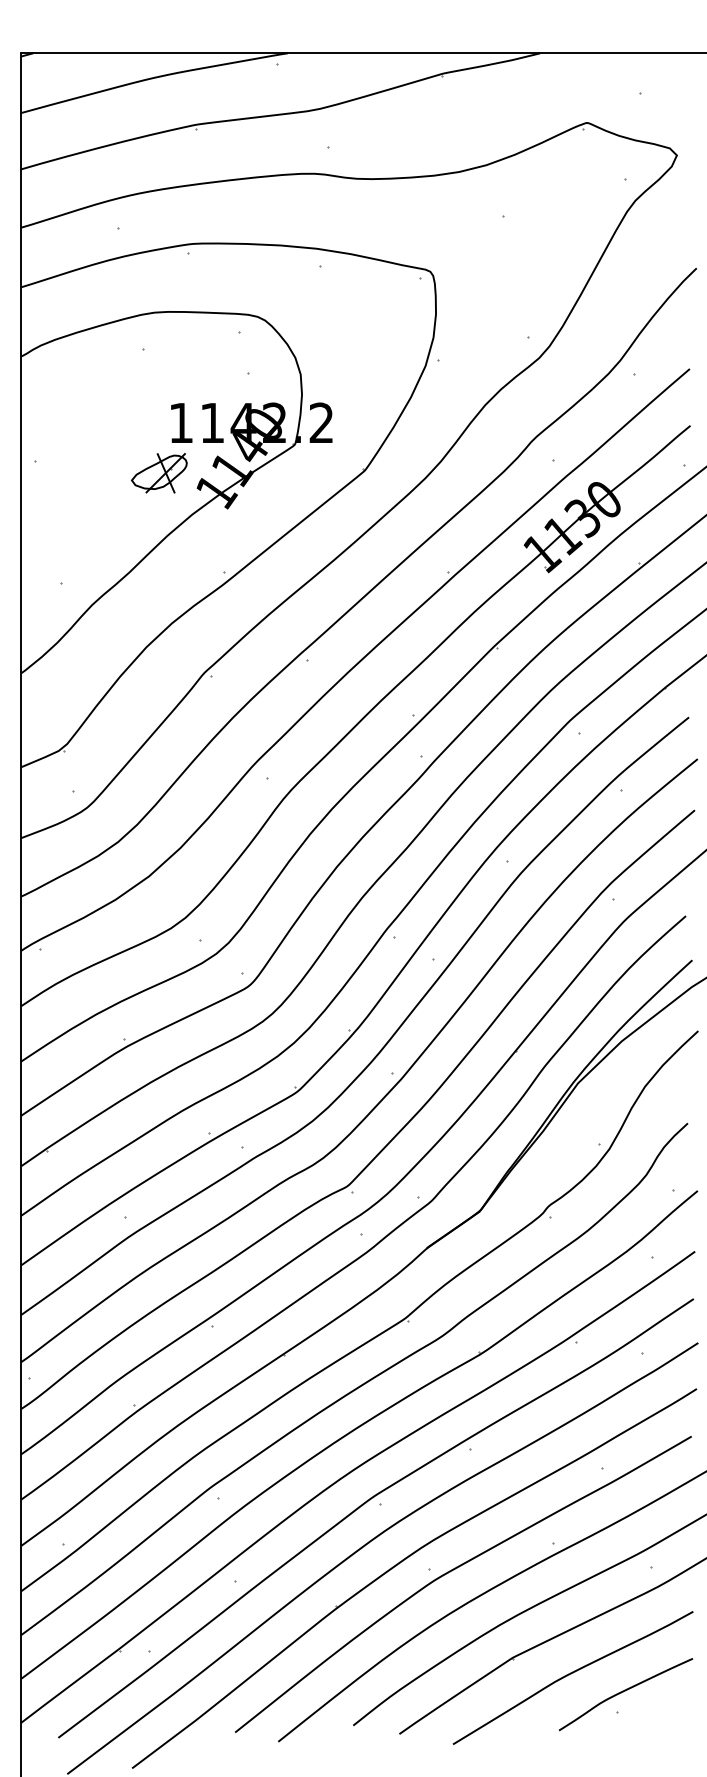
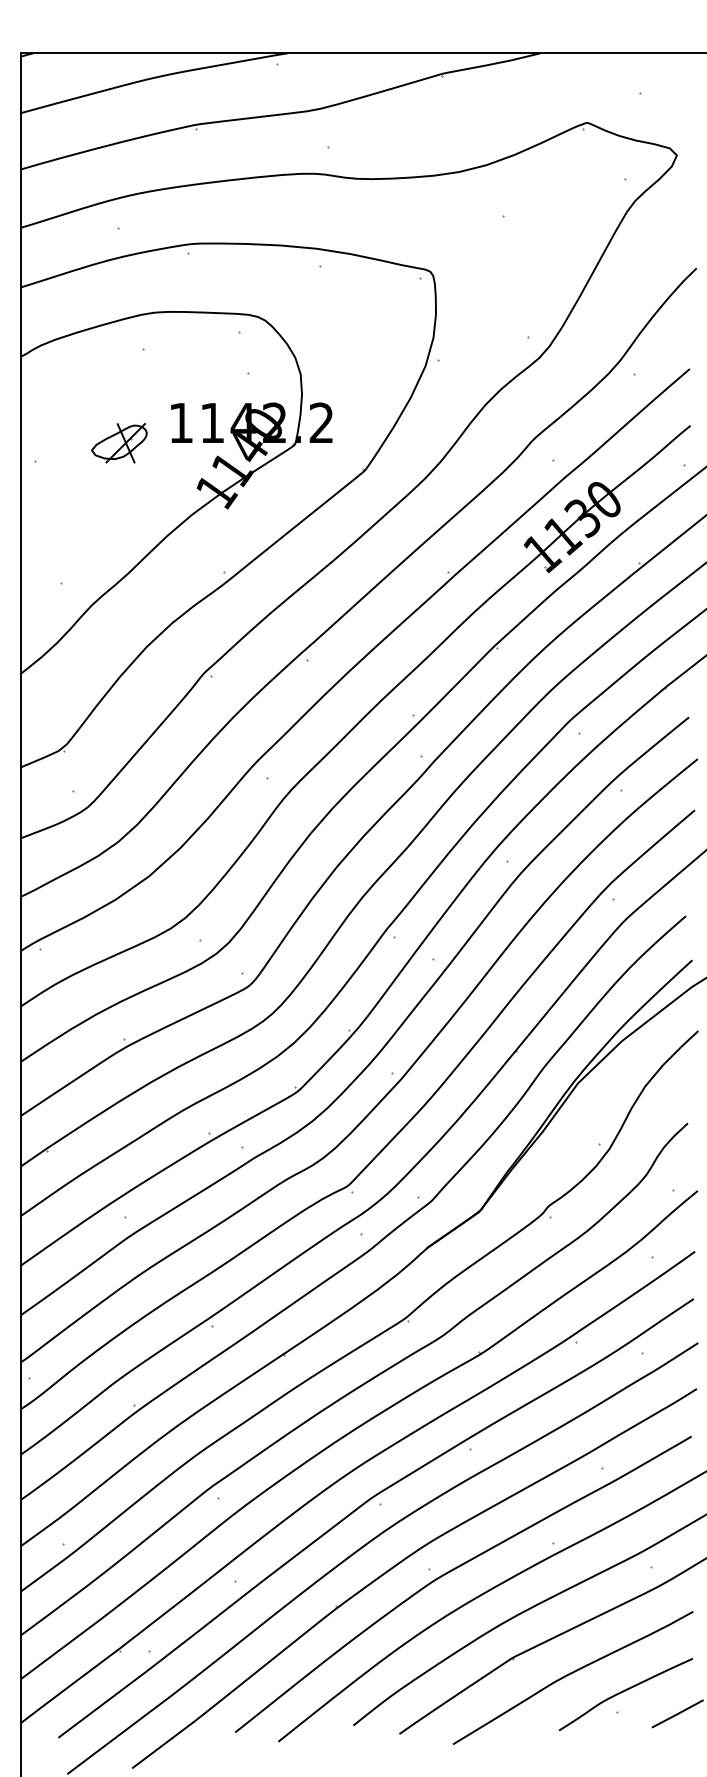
part position: (159, 473) -> (119, 443) (119, 443)
line: none -> present (677, 1713)
